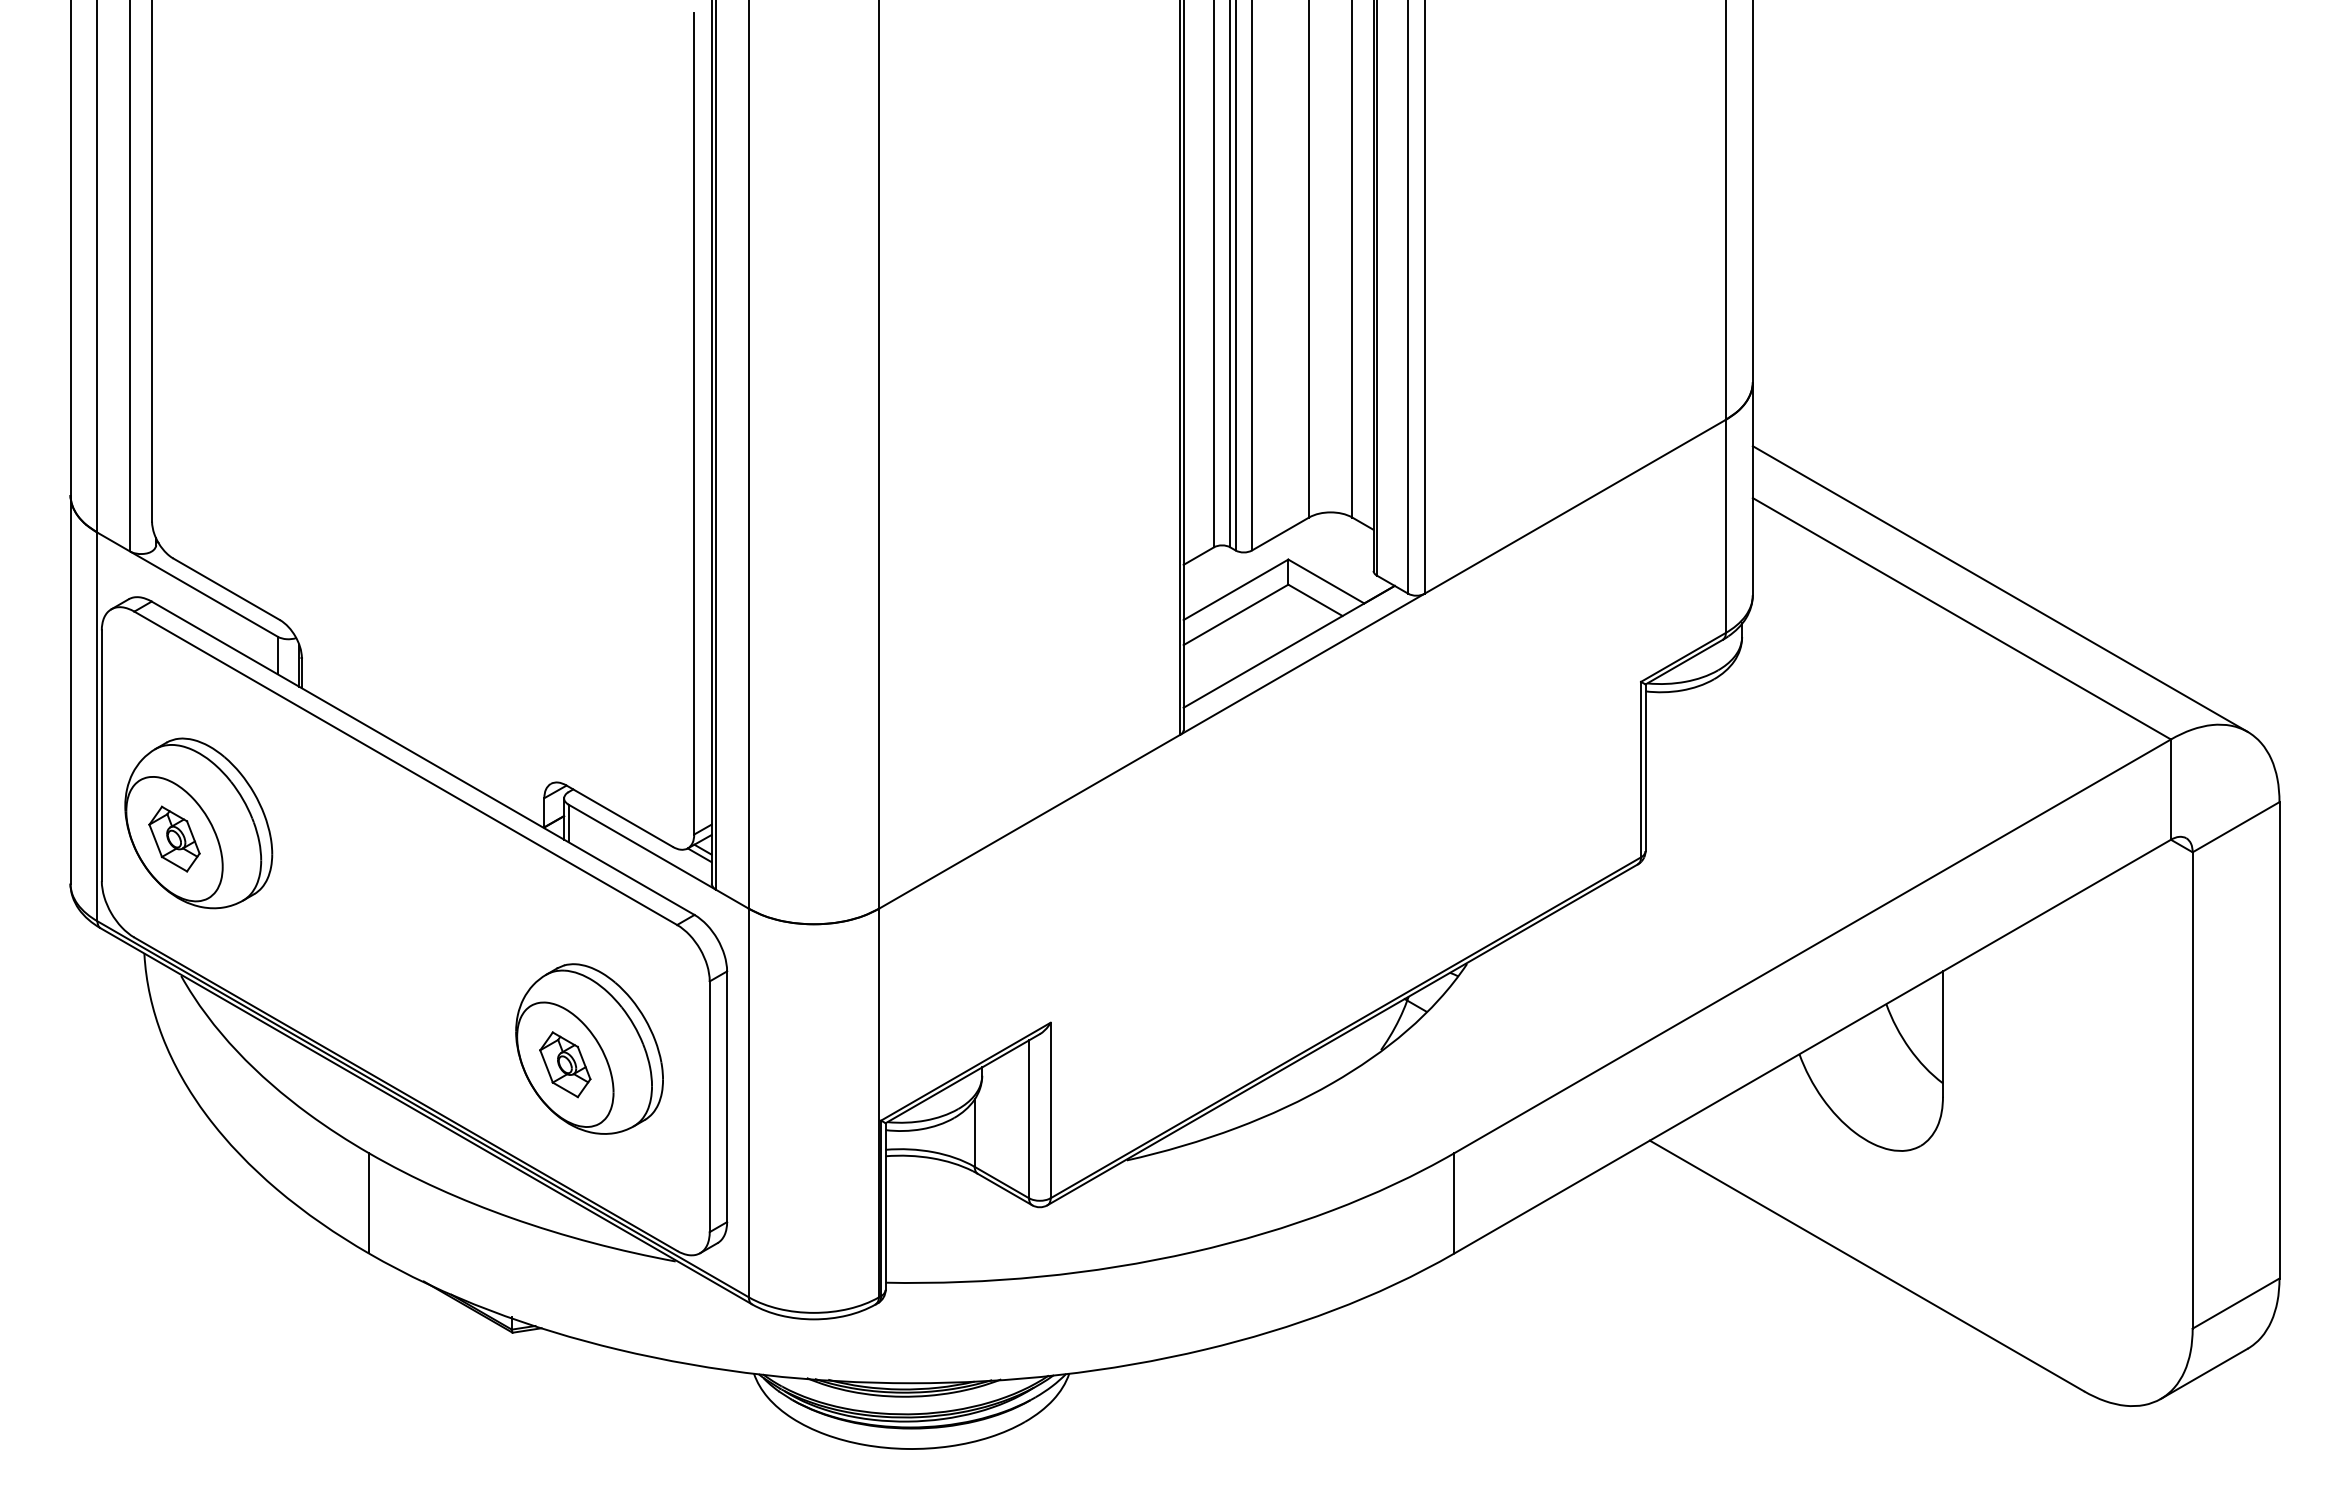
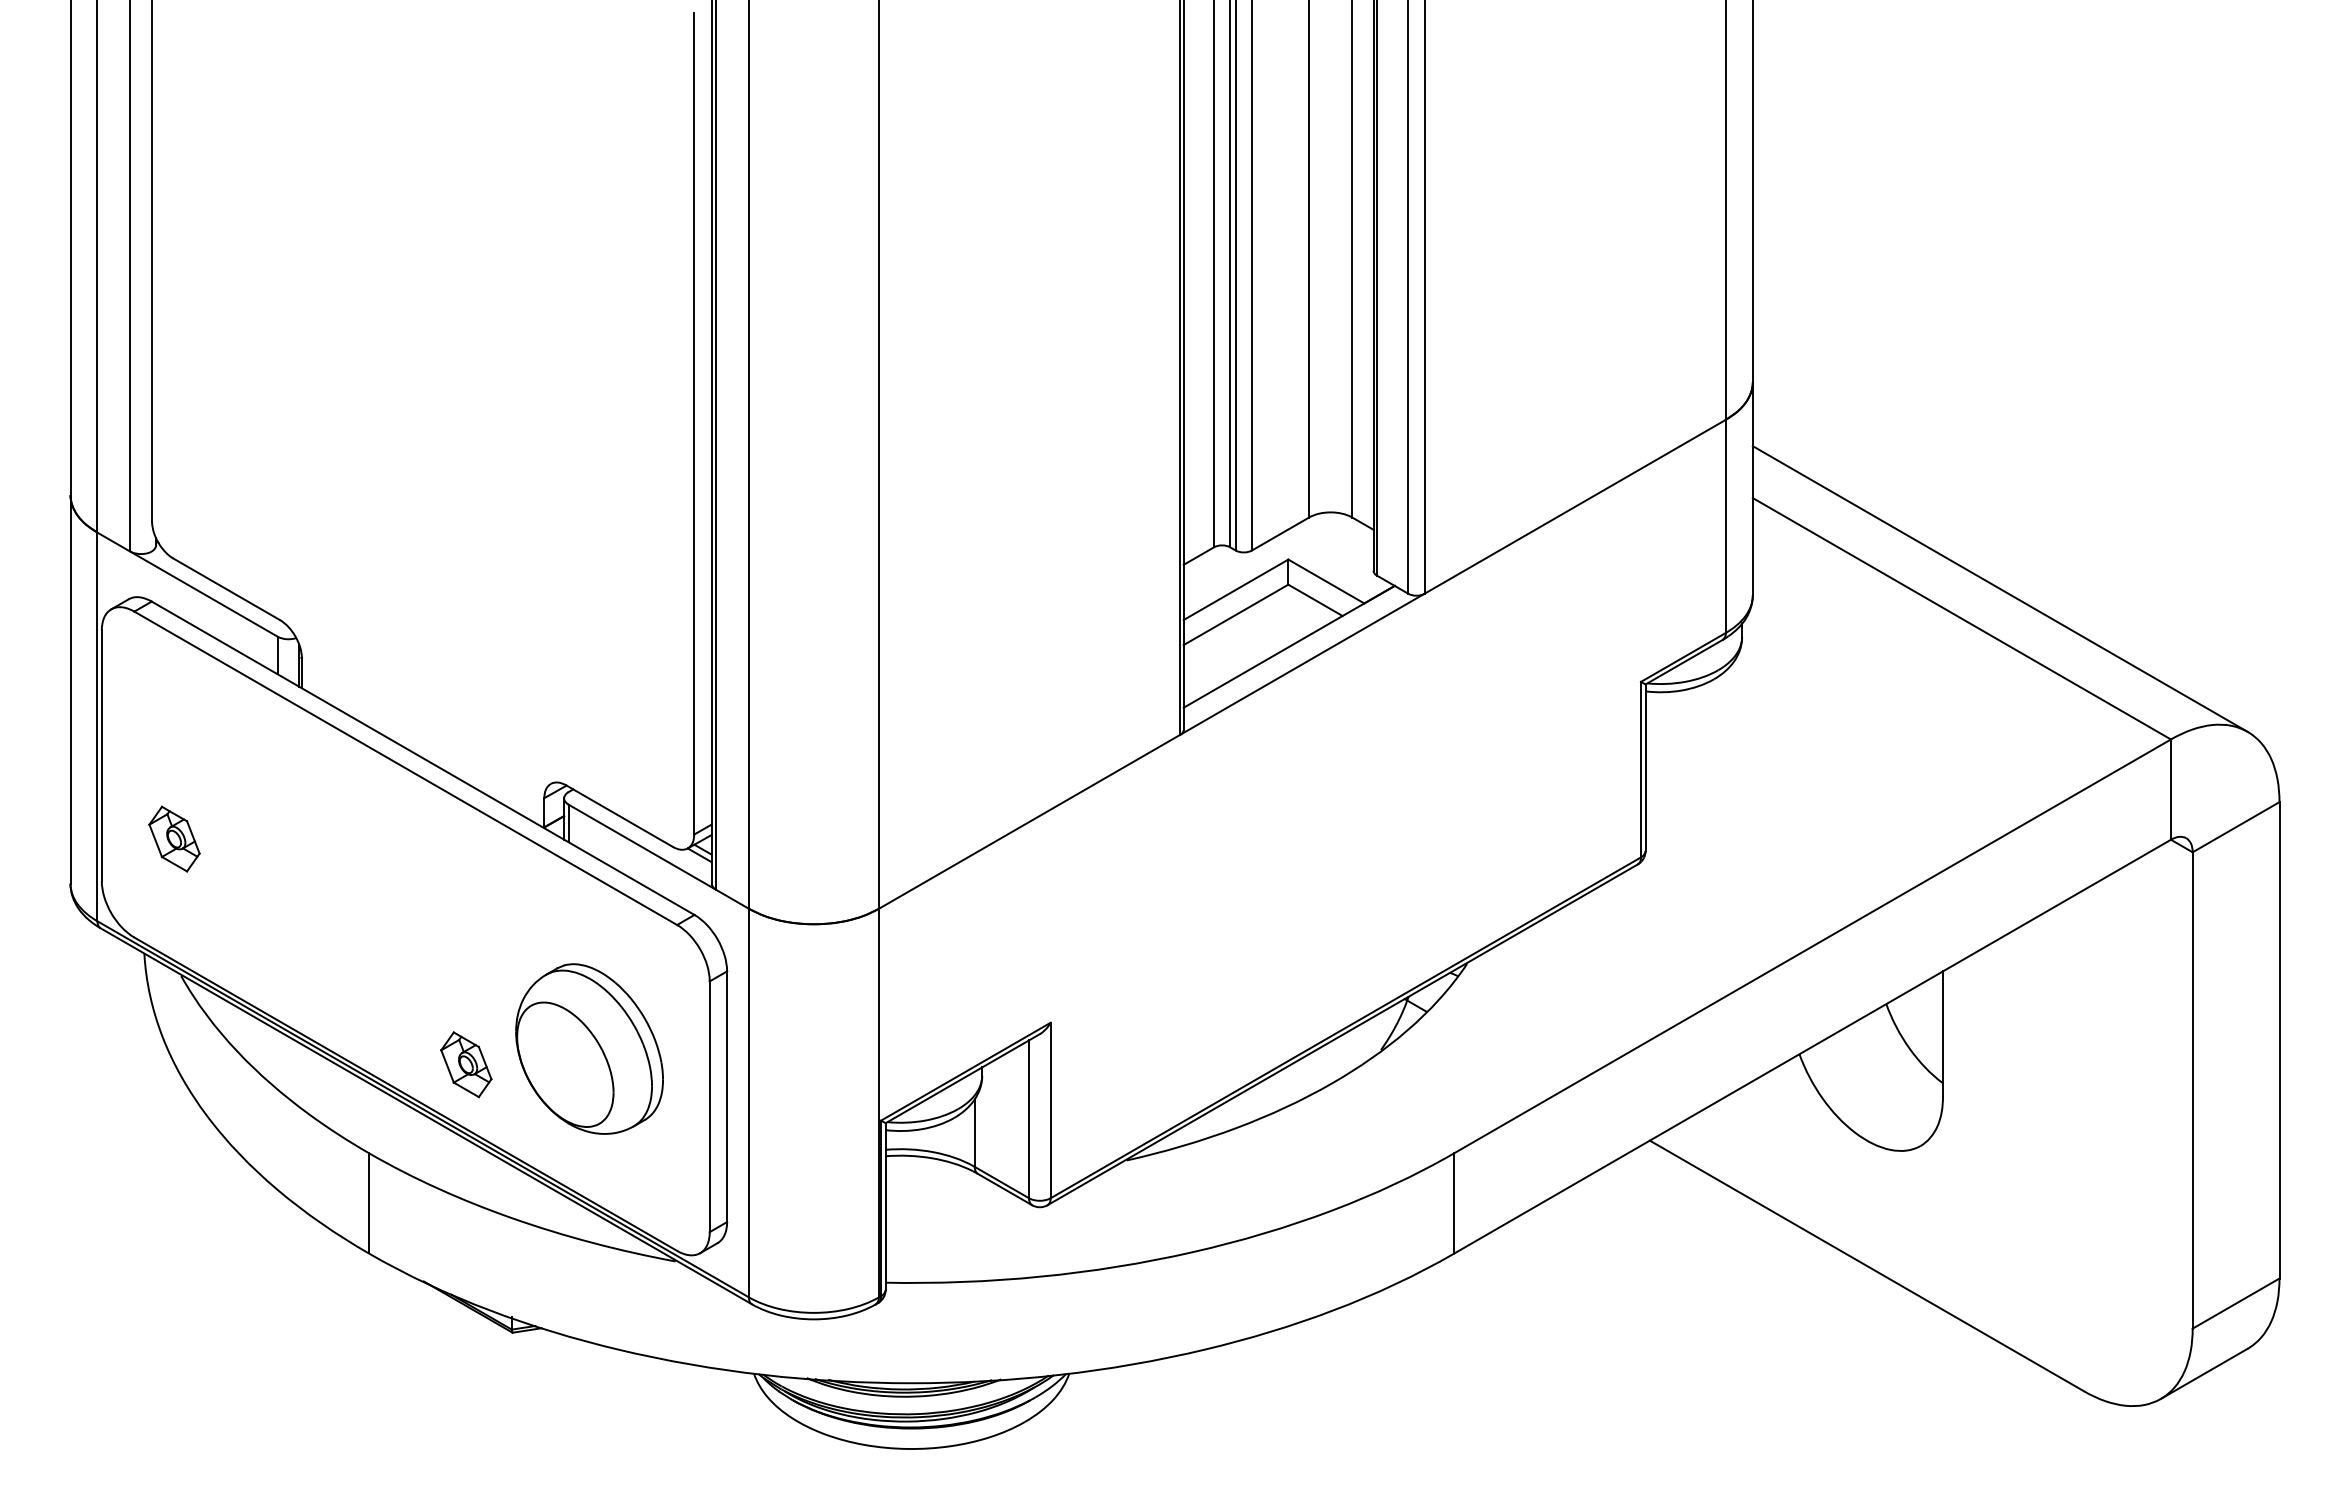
part: present -> none (198, 823)
part position: (565, 1064) -> (466, 1064) (466, 1064)
